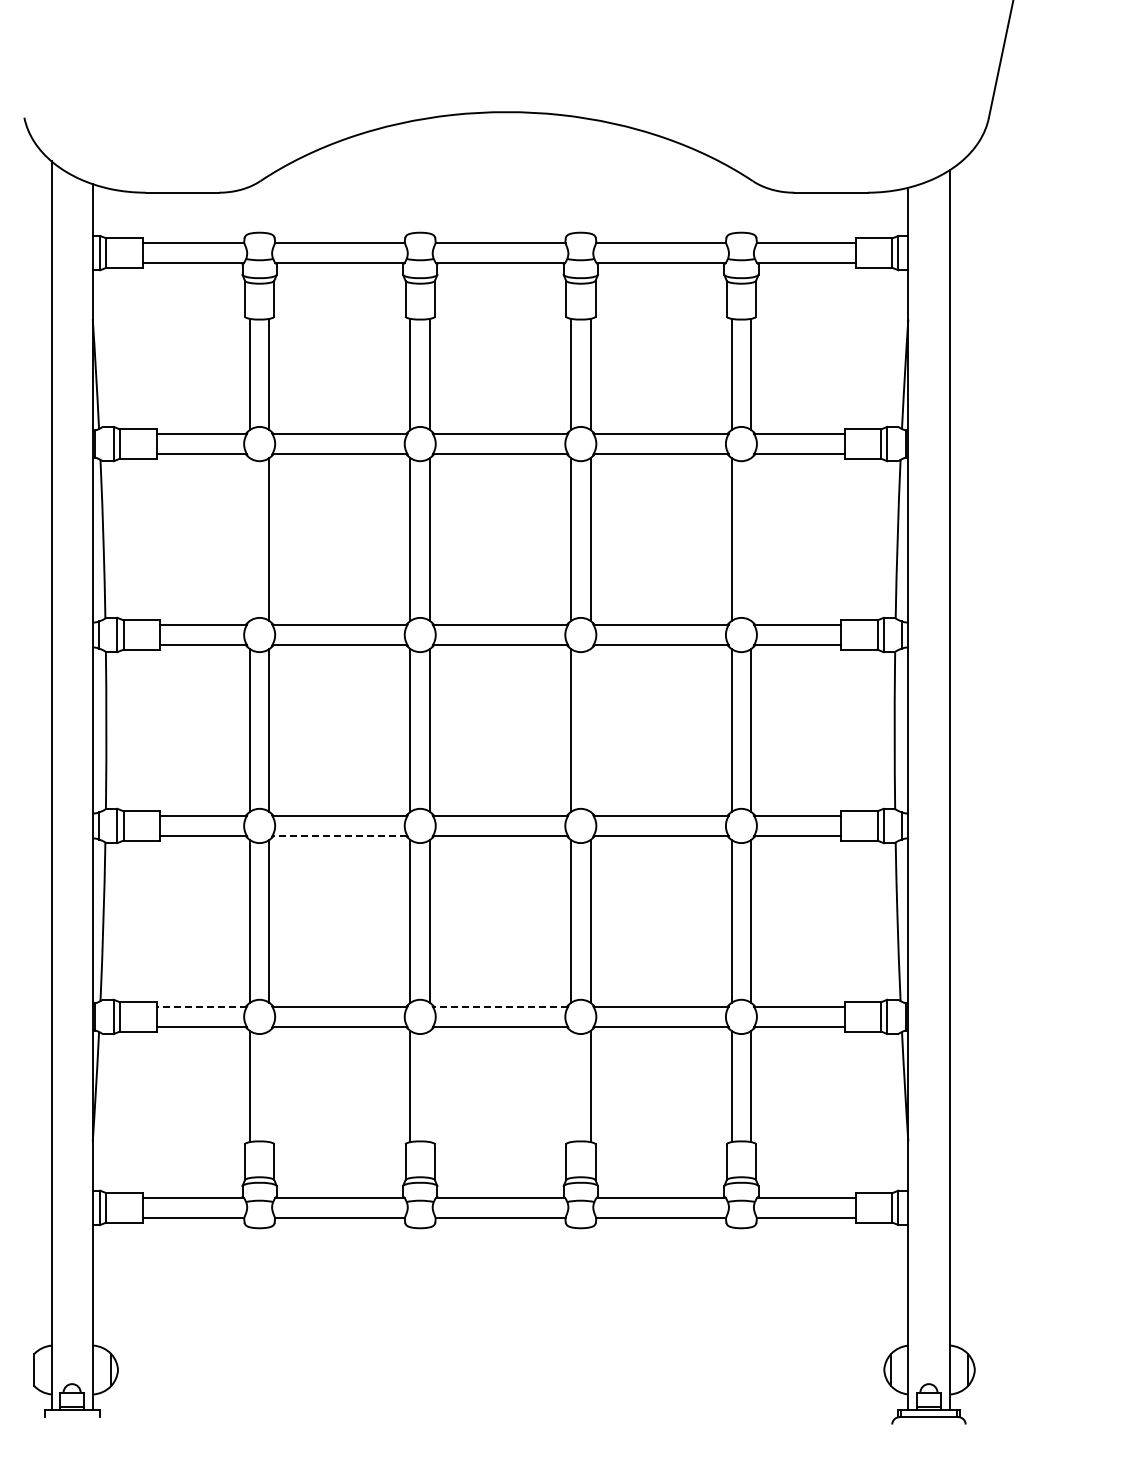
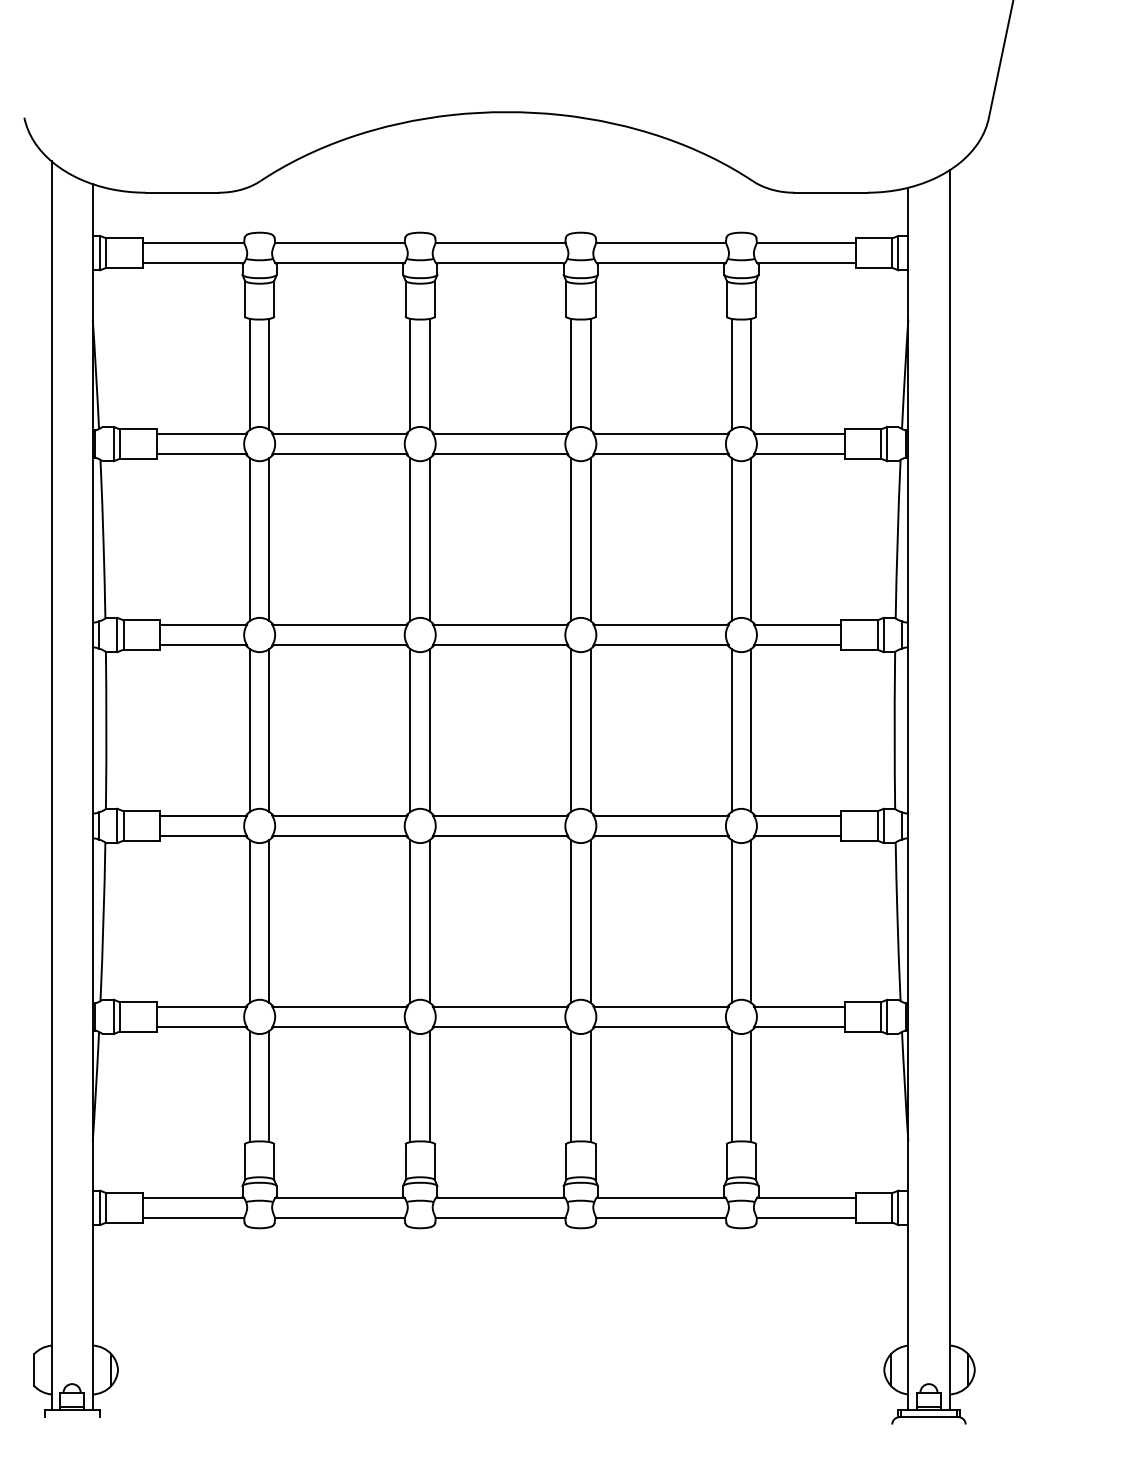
line: none -> present (249, 539)
line: none -> present (751, 539)
line: none -> present (590, 730)
line: dashed -> solid (339, 835)
line: dashed -> solid (201, 1007)
line: dashed -> solid (500, 1007)
line: none -> present (269, 1086)
line: none -> present (430, 1086)
line: none -> present (571, 1086)
